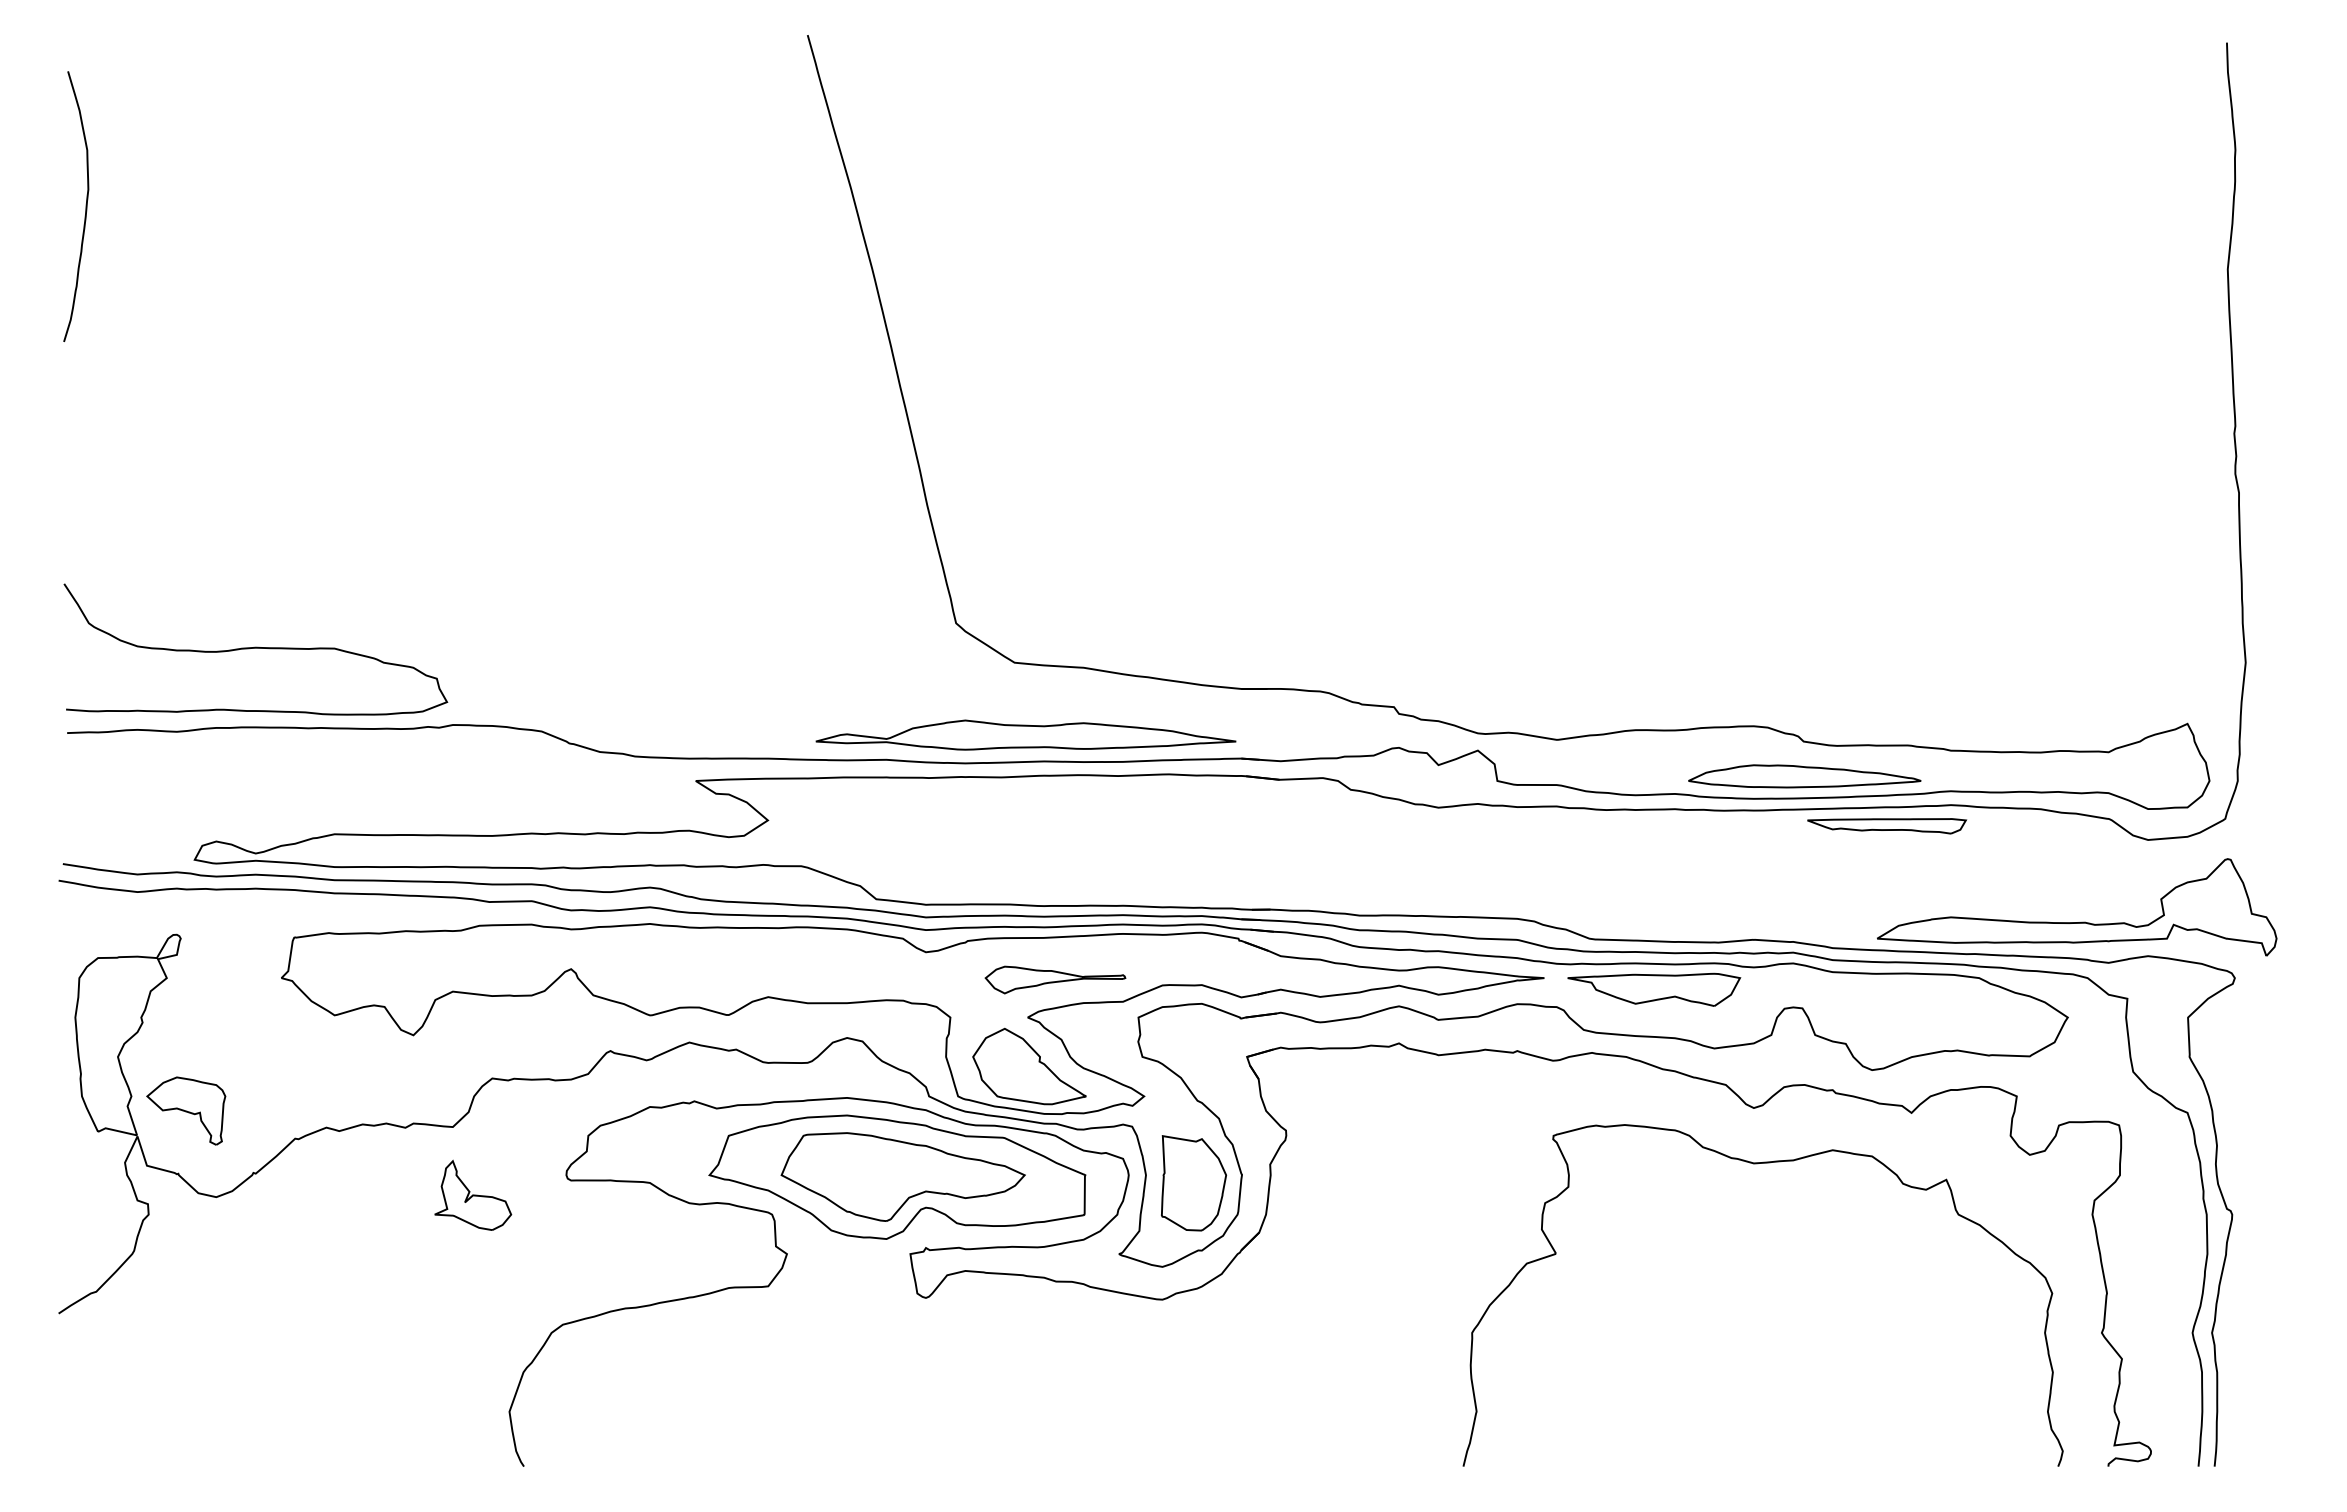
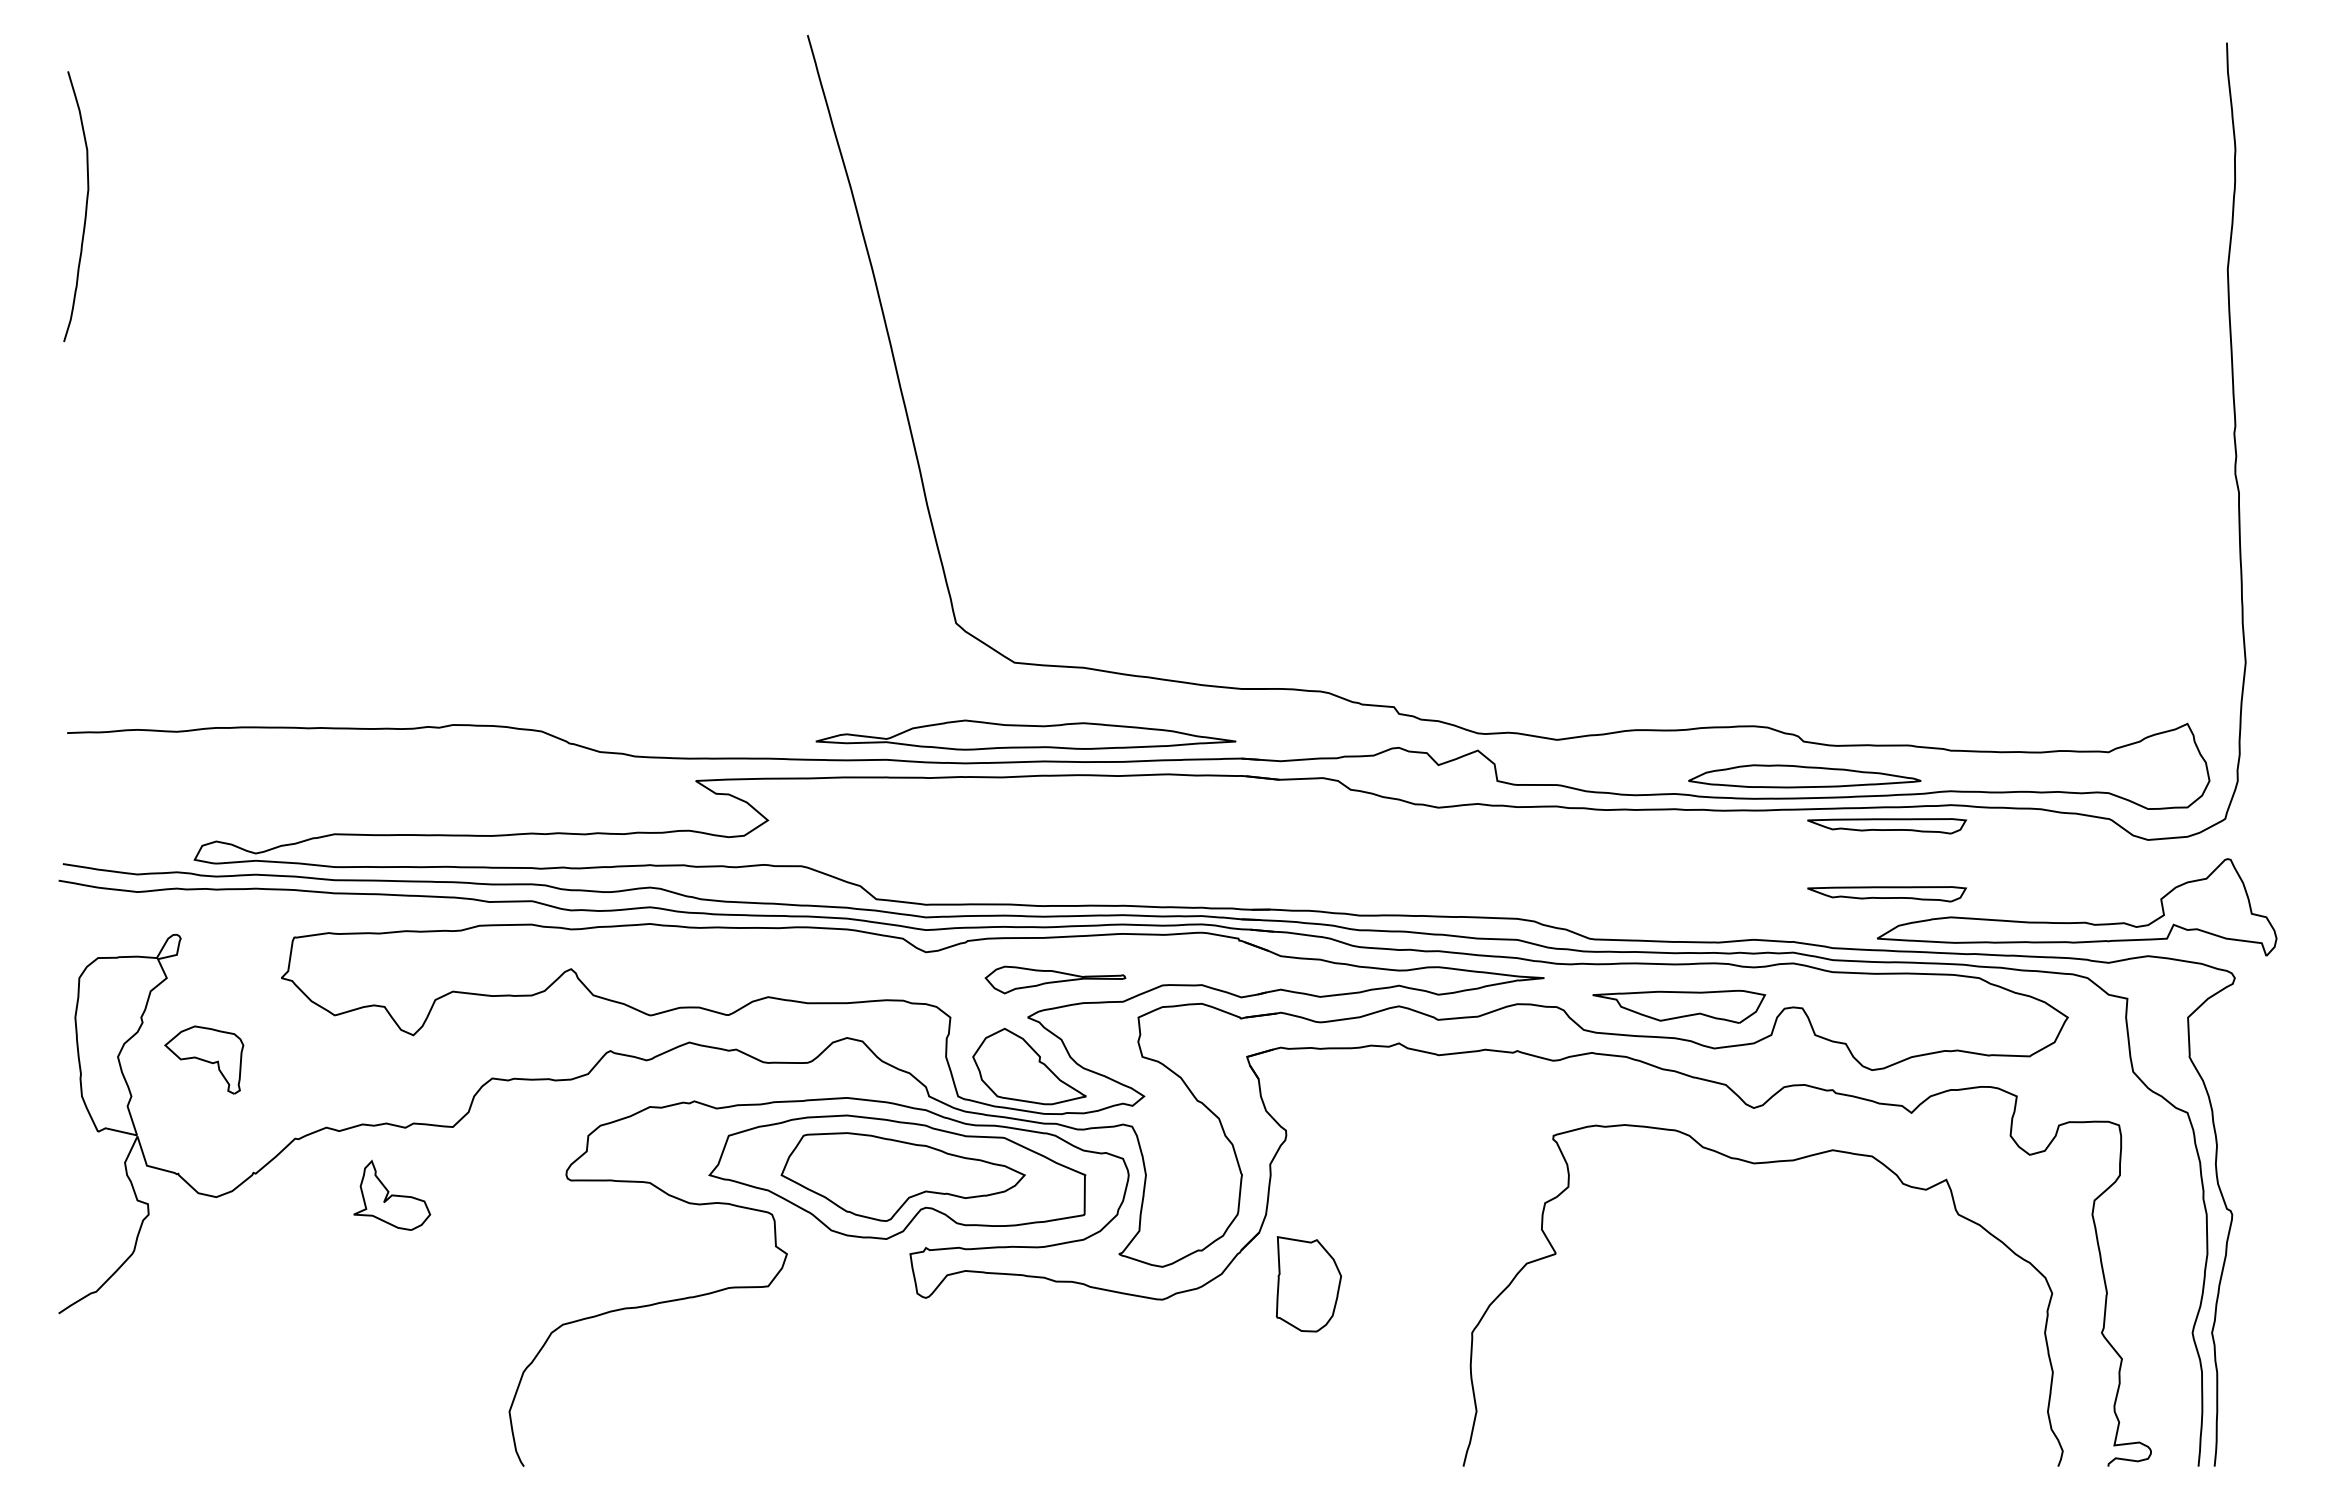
curve: present -> none (255, 648)
part: none -> present (1887, 894)
part position: (1654, 989) -> (1679, 1006) (1679, 1006)
part position: (186, 1110) -> (204, 1059) (204, 1059)
part position: (1194, 1183) -> (1309, 1284) (1309, 1284)
part position: (473, 1194) -> (392, 1194) (392, 1194)
